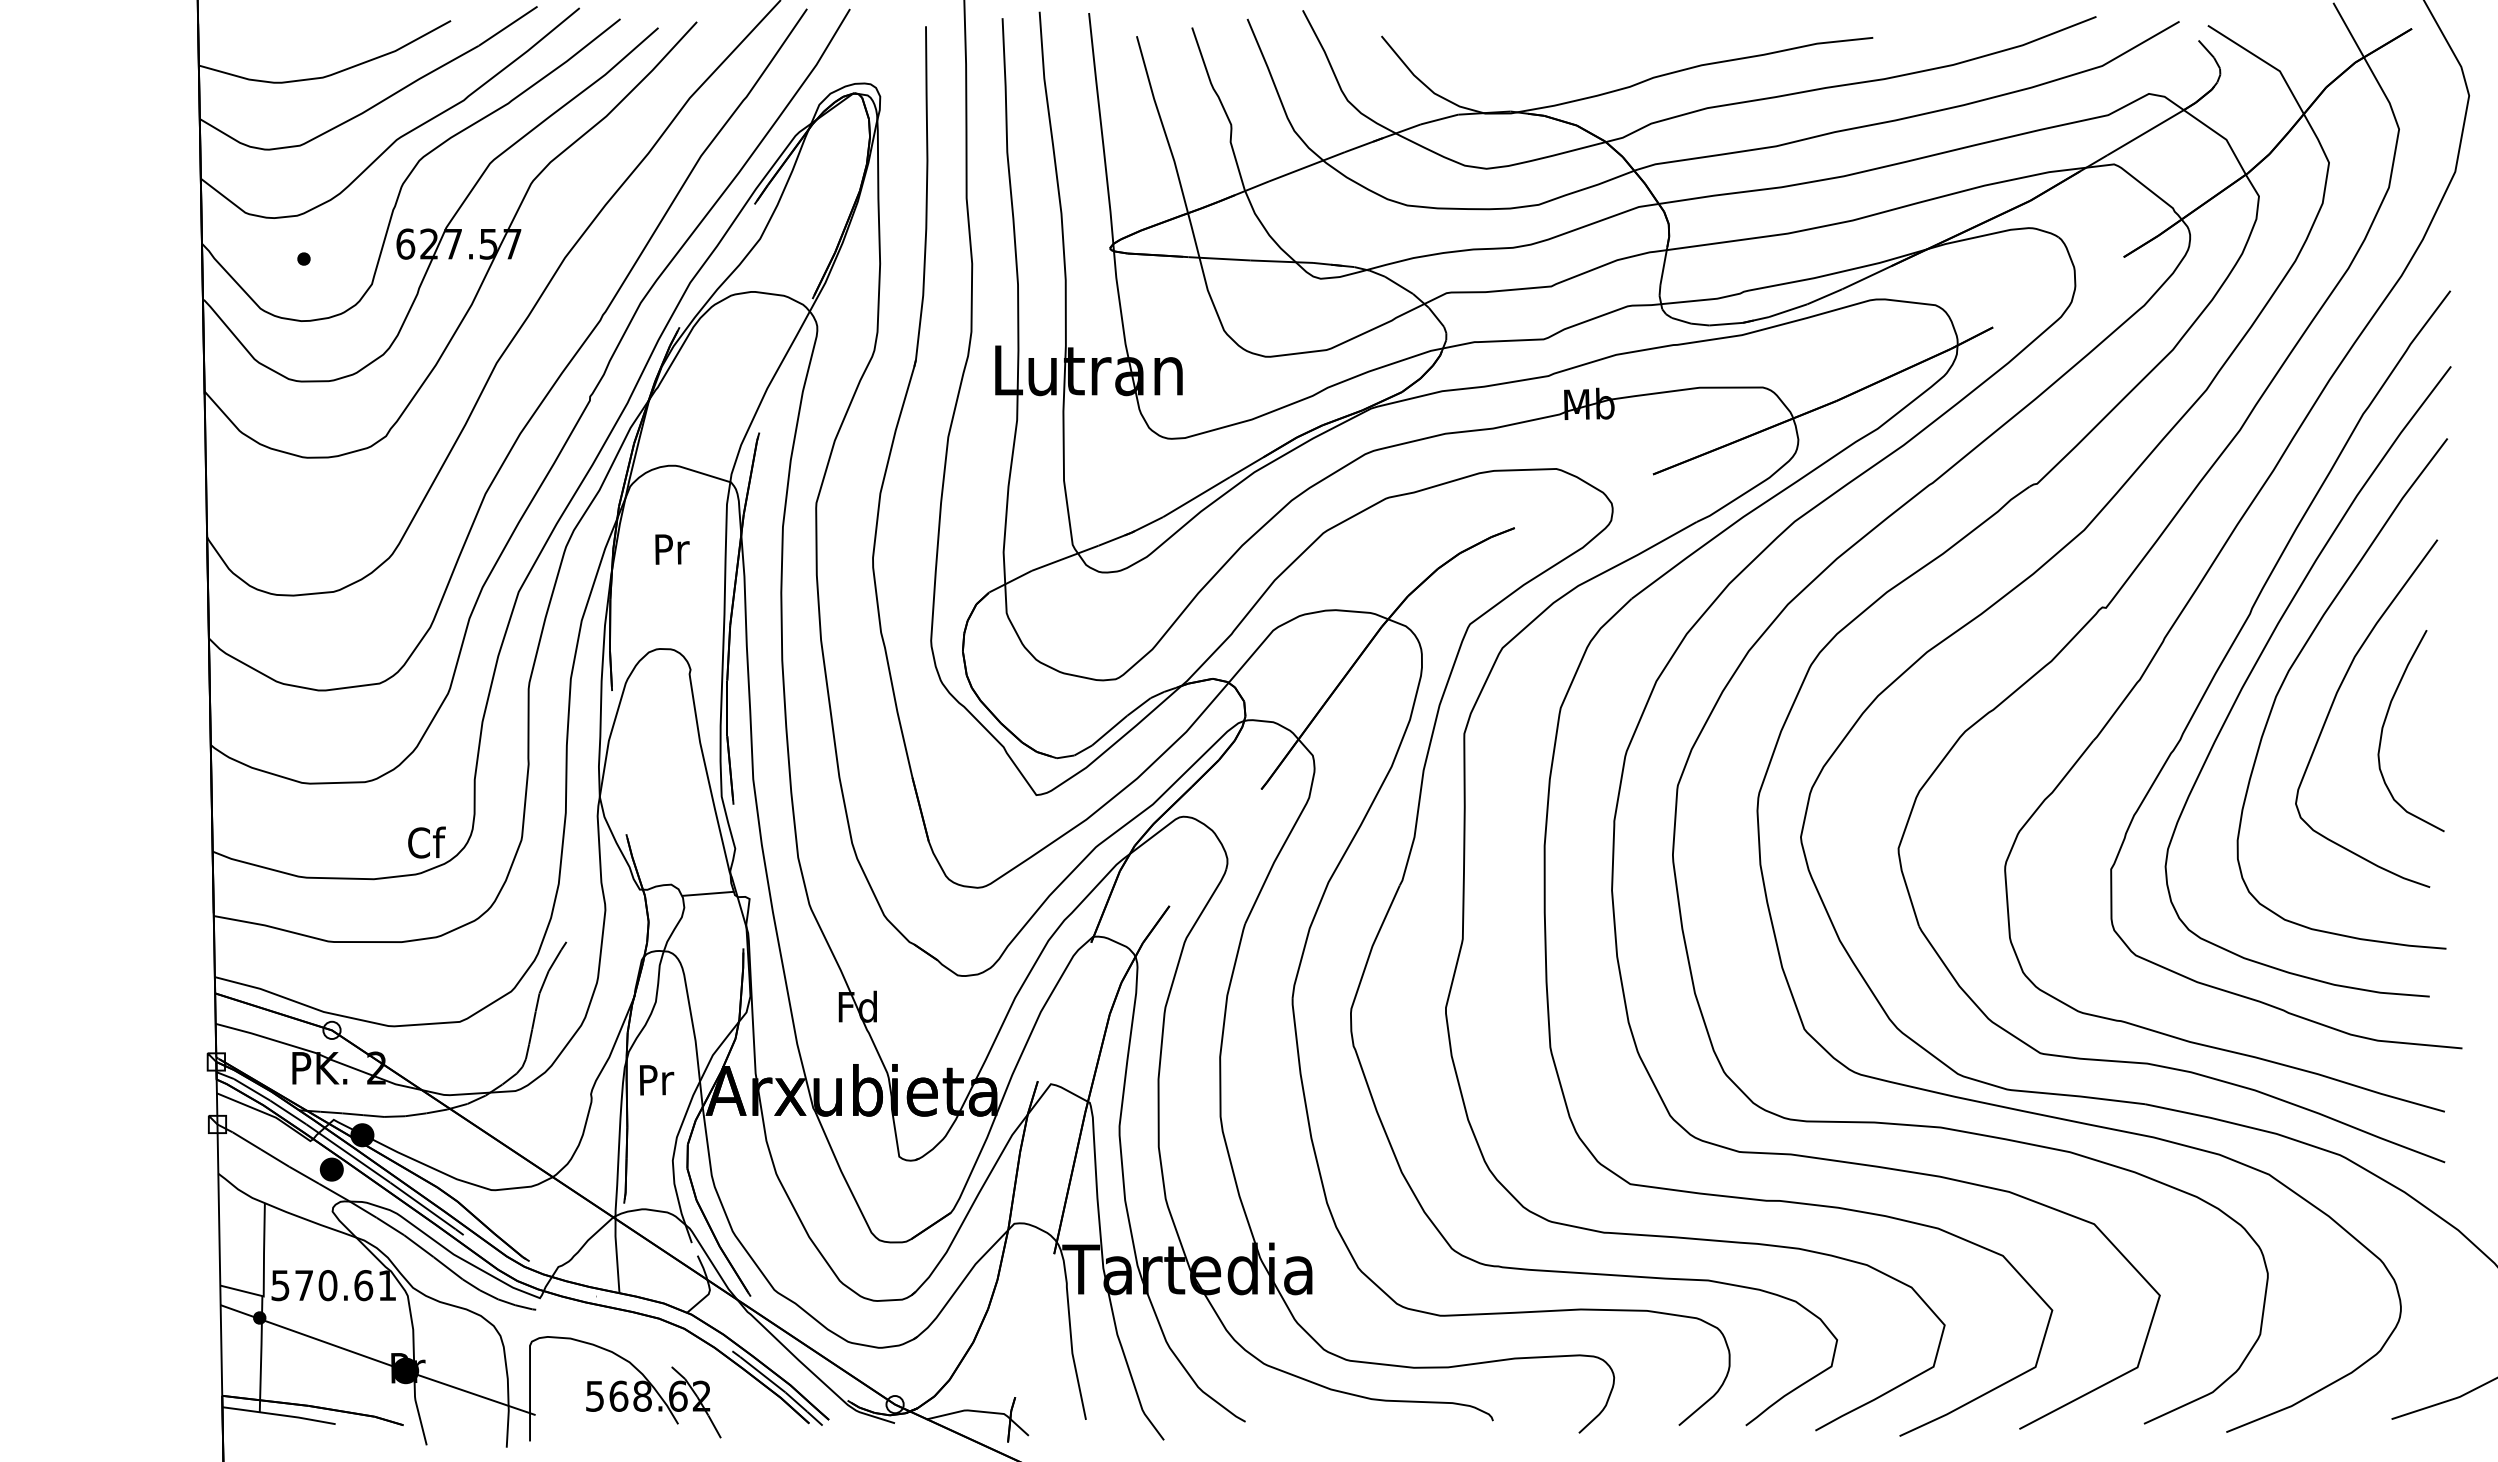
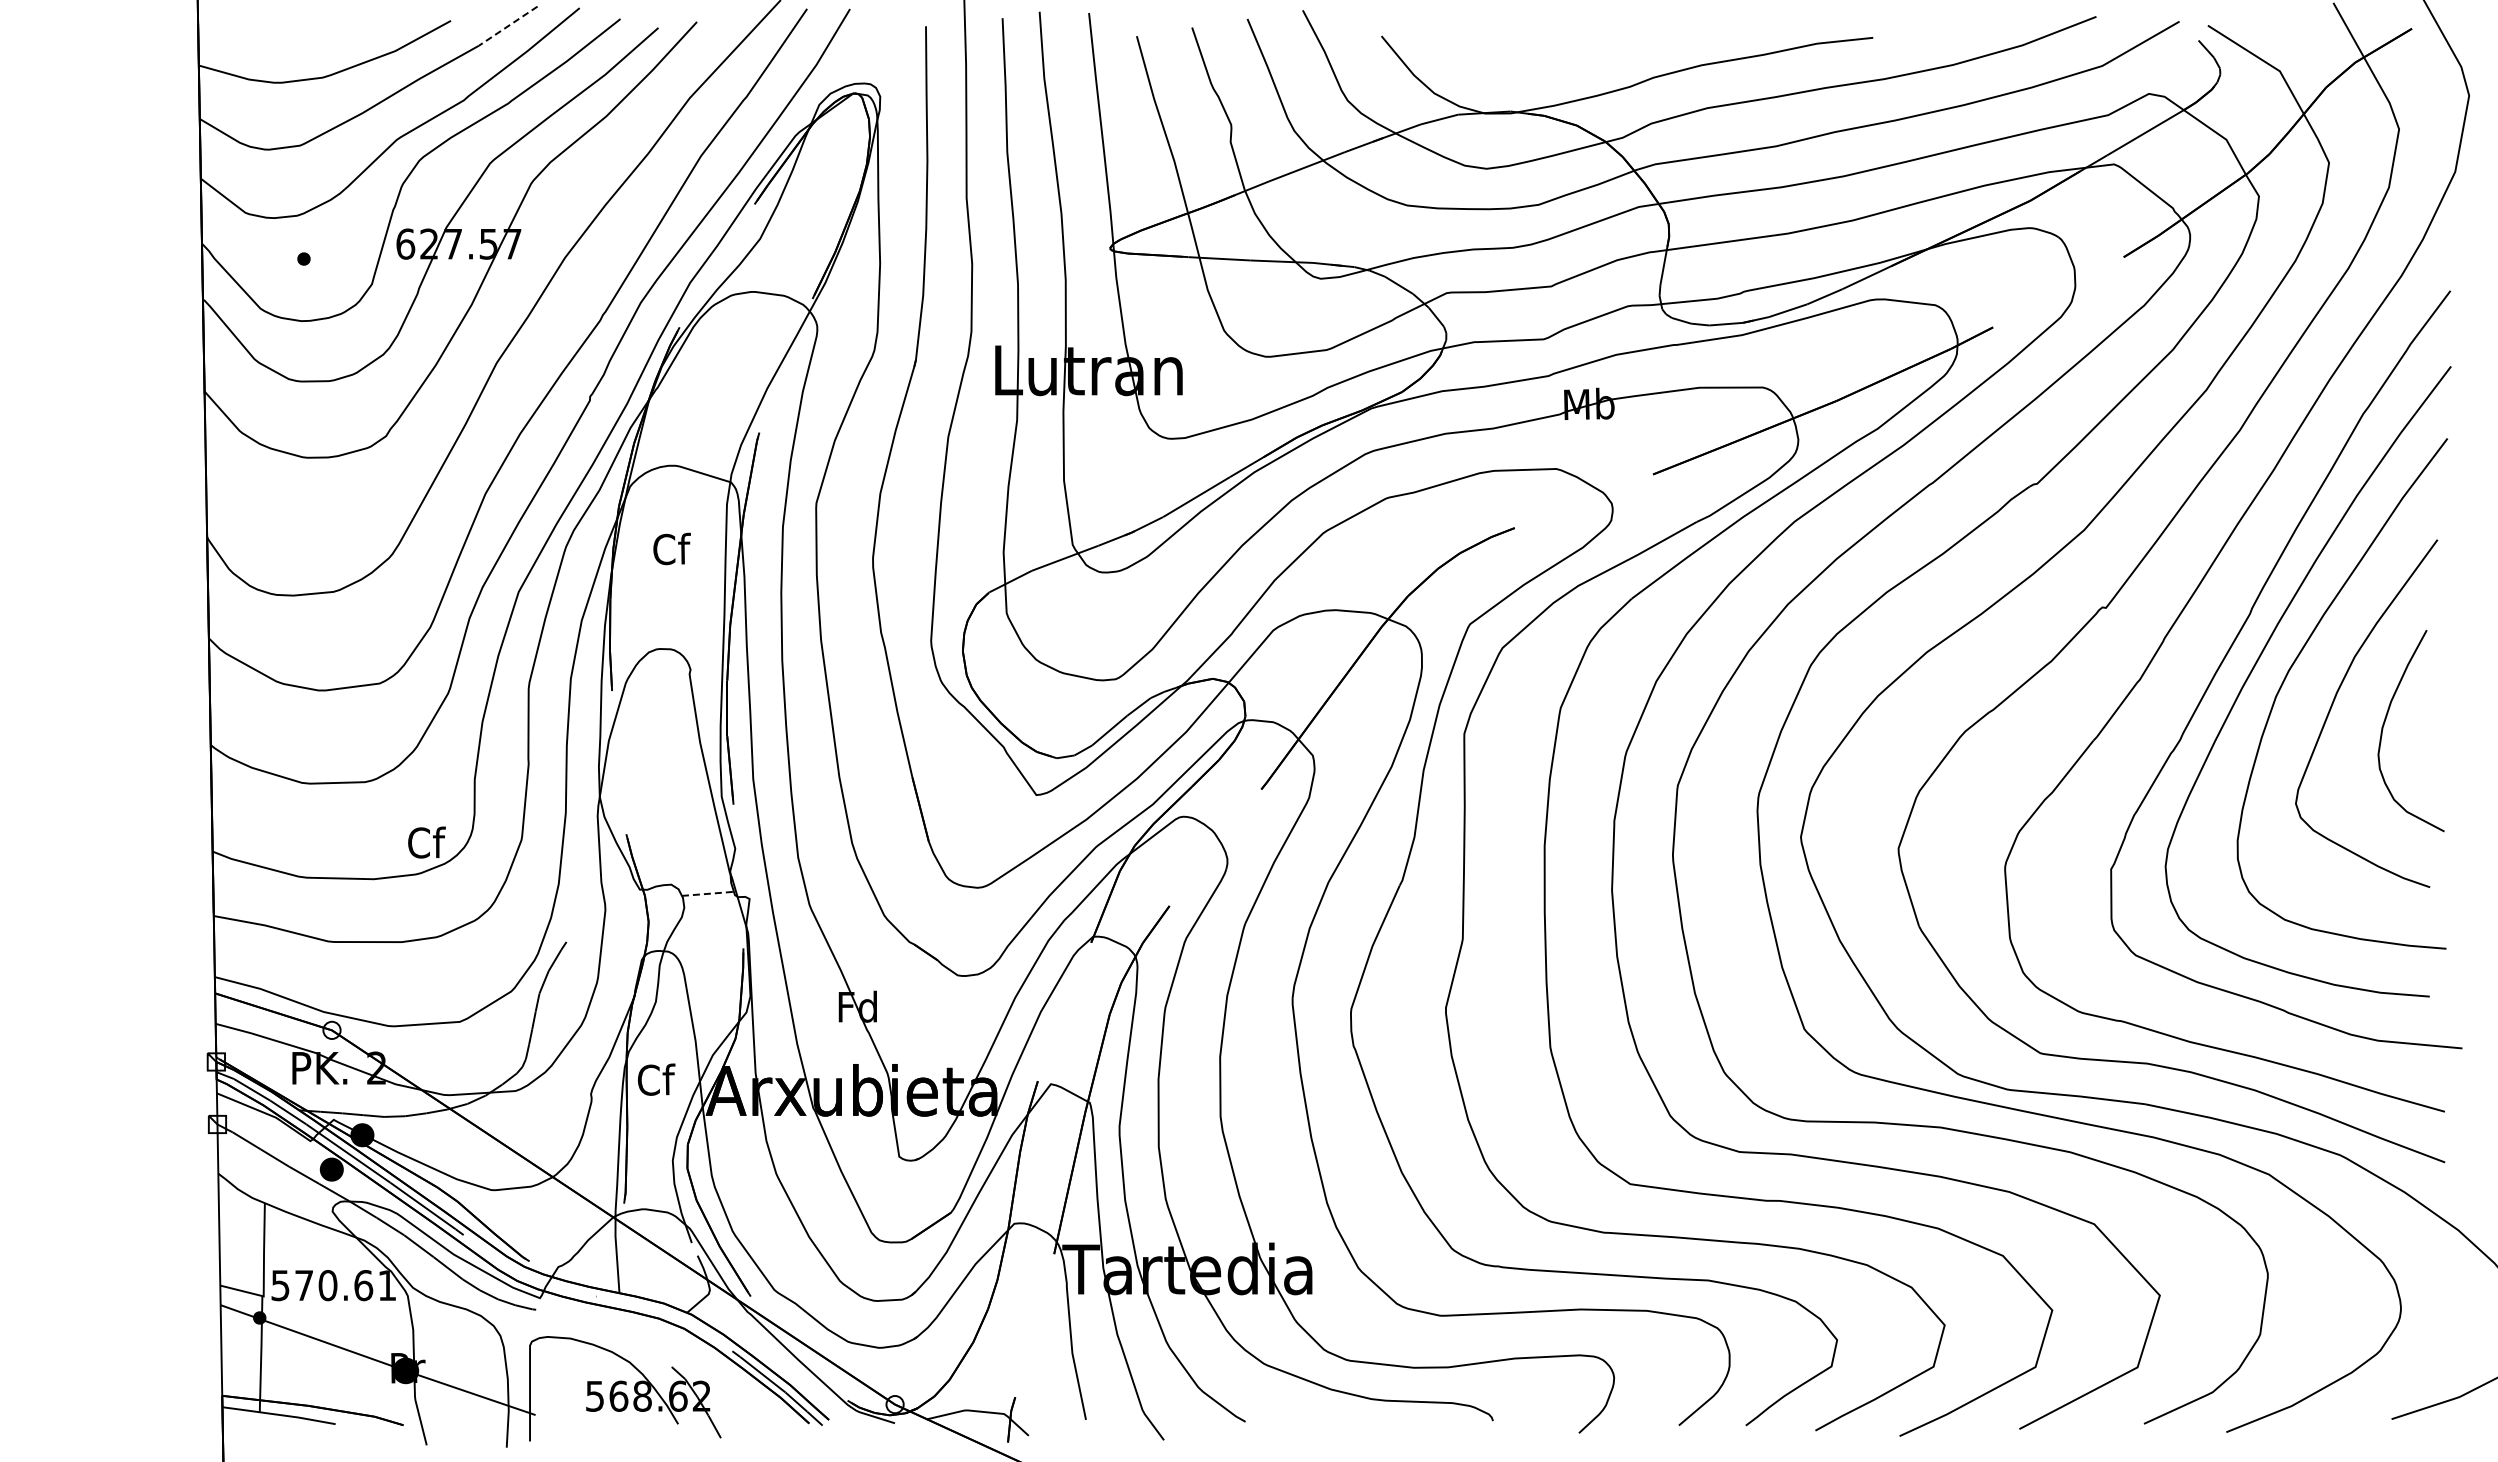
line: solid -> dashed (507, 26)
text: Pr -> Cf (671, 548)
line: solid -> dashed (708, 893)
text: Pr -> Cf (656, 1079)
